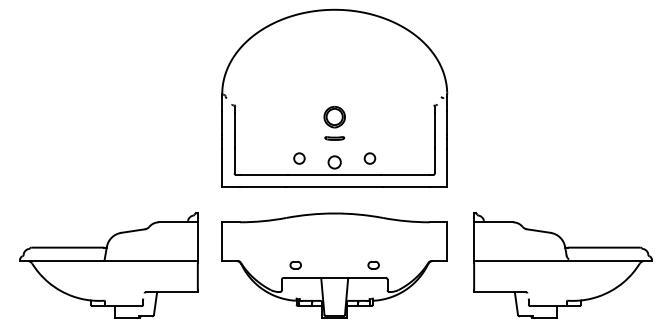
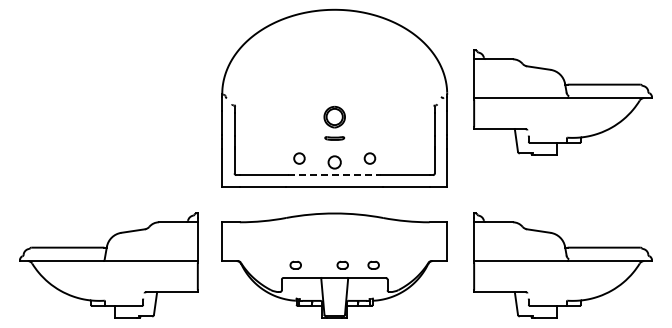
part: none -> present (562, 102)
line: solid -> dashed (334, 175)
part: none -> present (342, 264)
